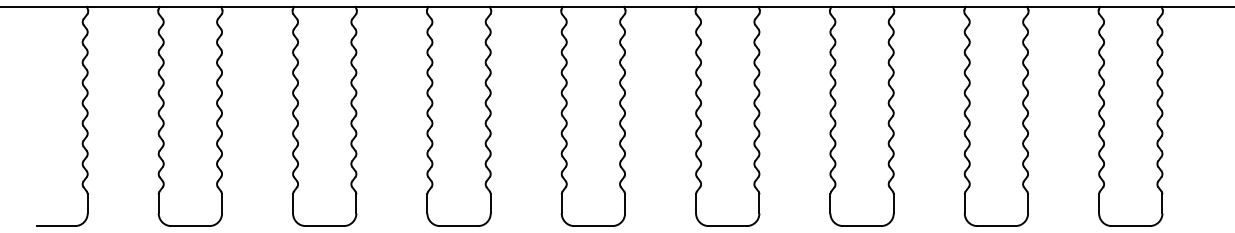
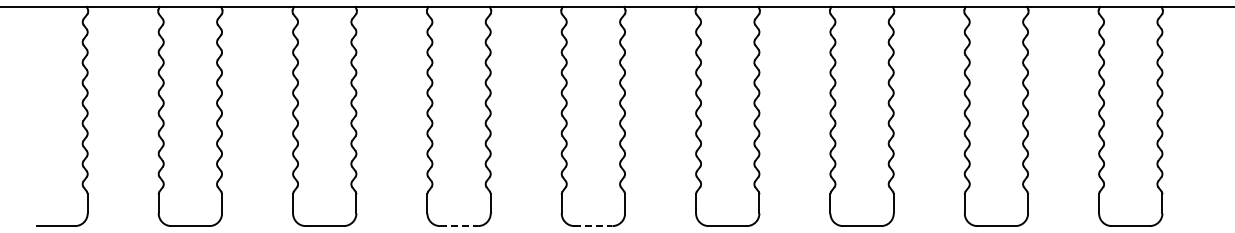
line: solid -> dashed (459, 226)
line: solid -> dashed (593, 226)
